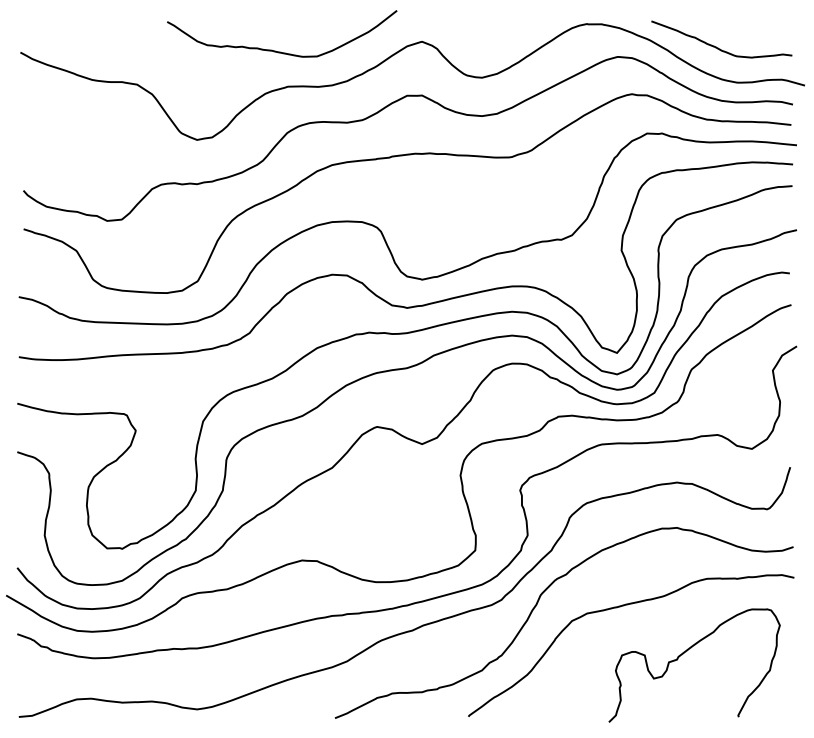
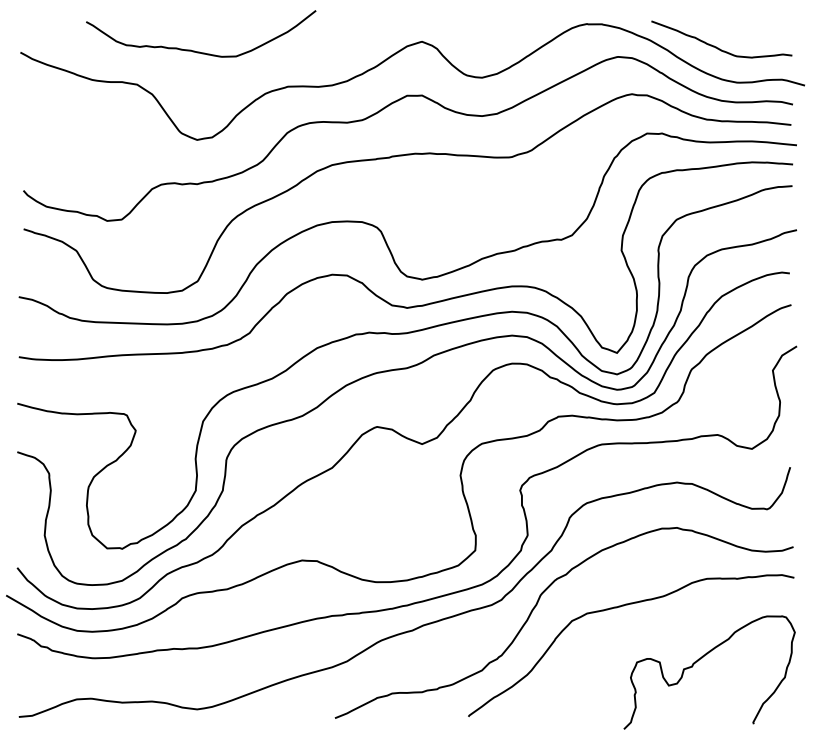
curve position: (280, 51) -> (199, 51) (199, 51)
curve position: (683, 654) -> (698, 661) (698, 661)
